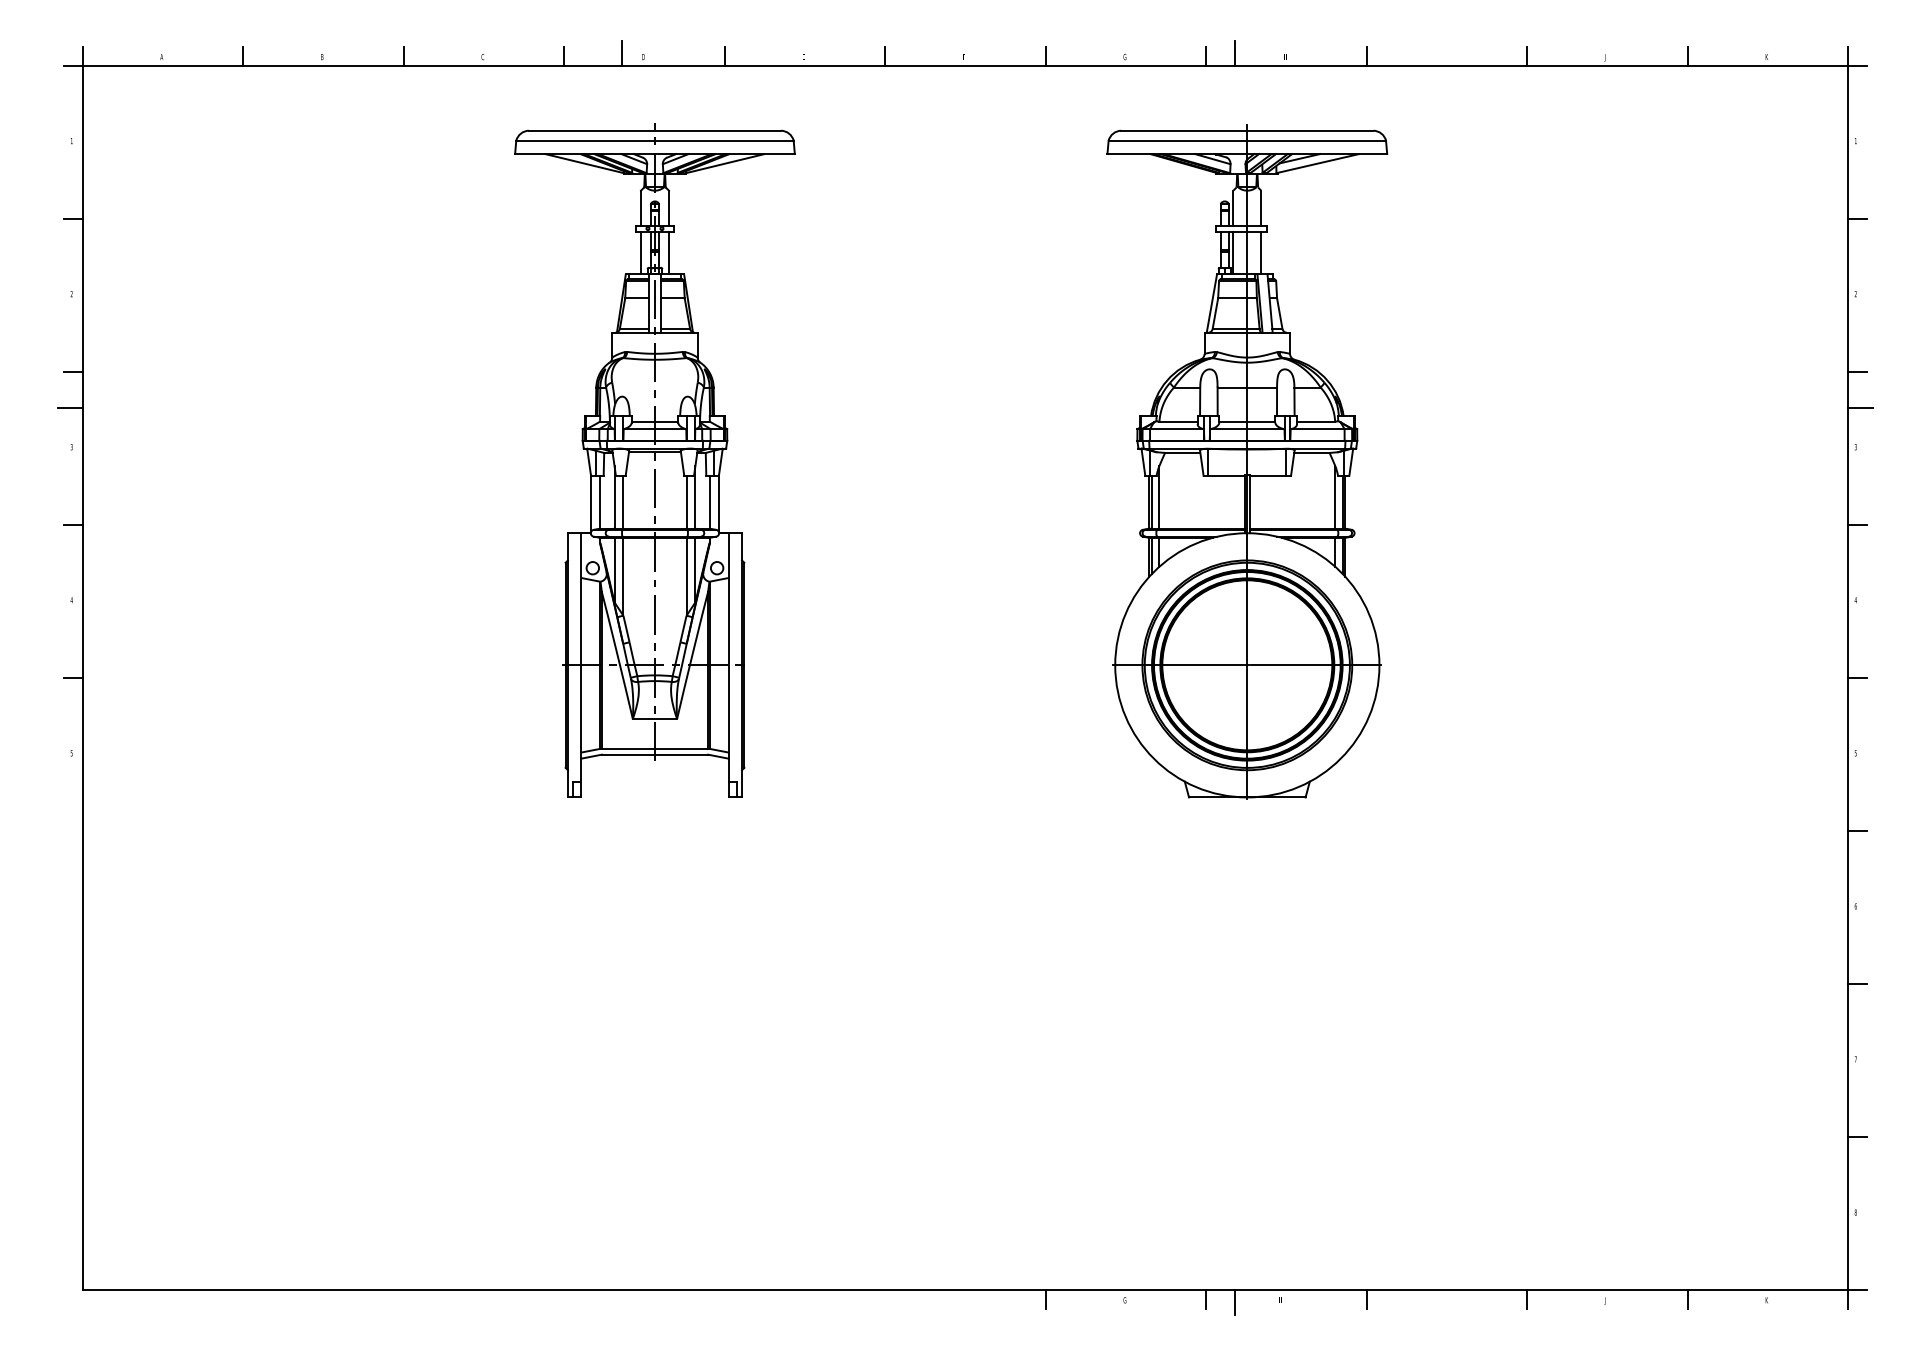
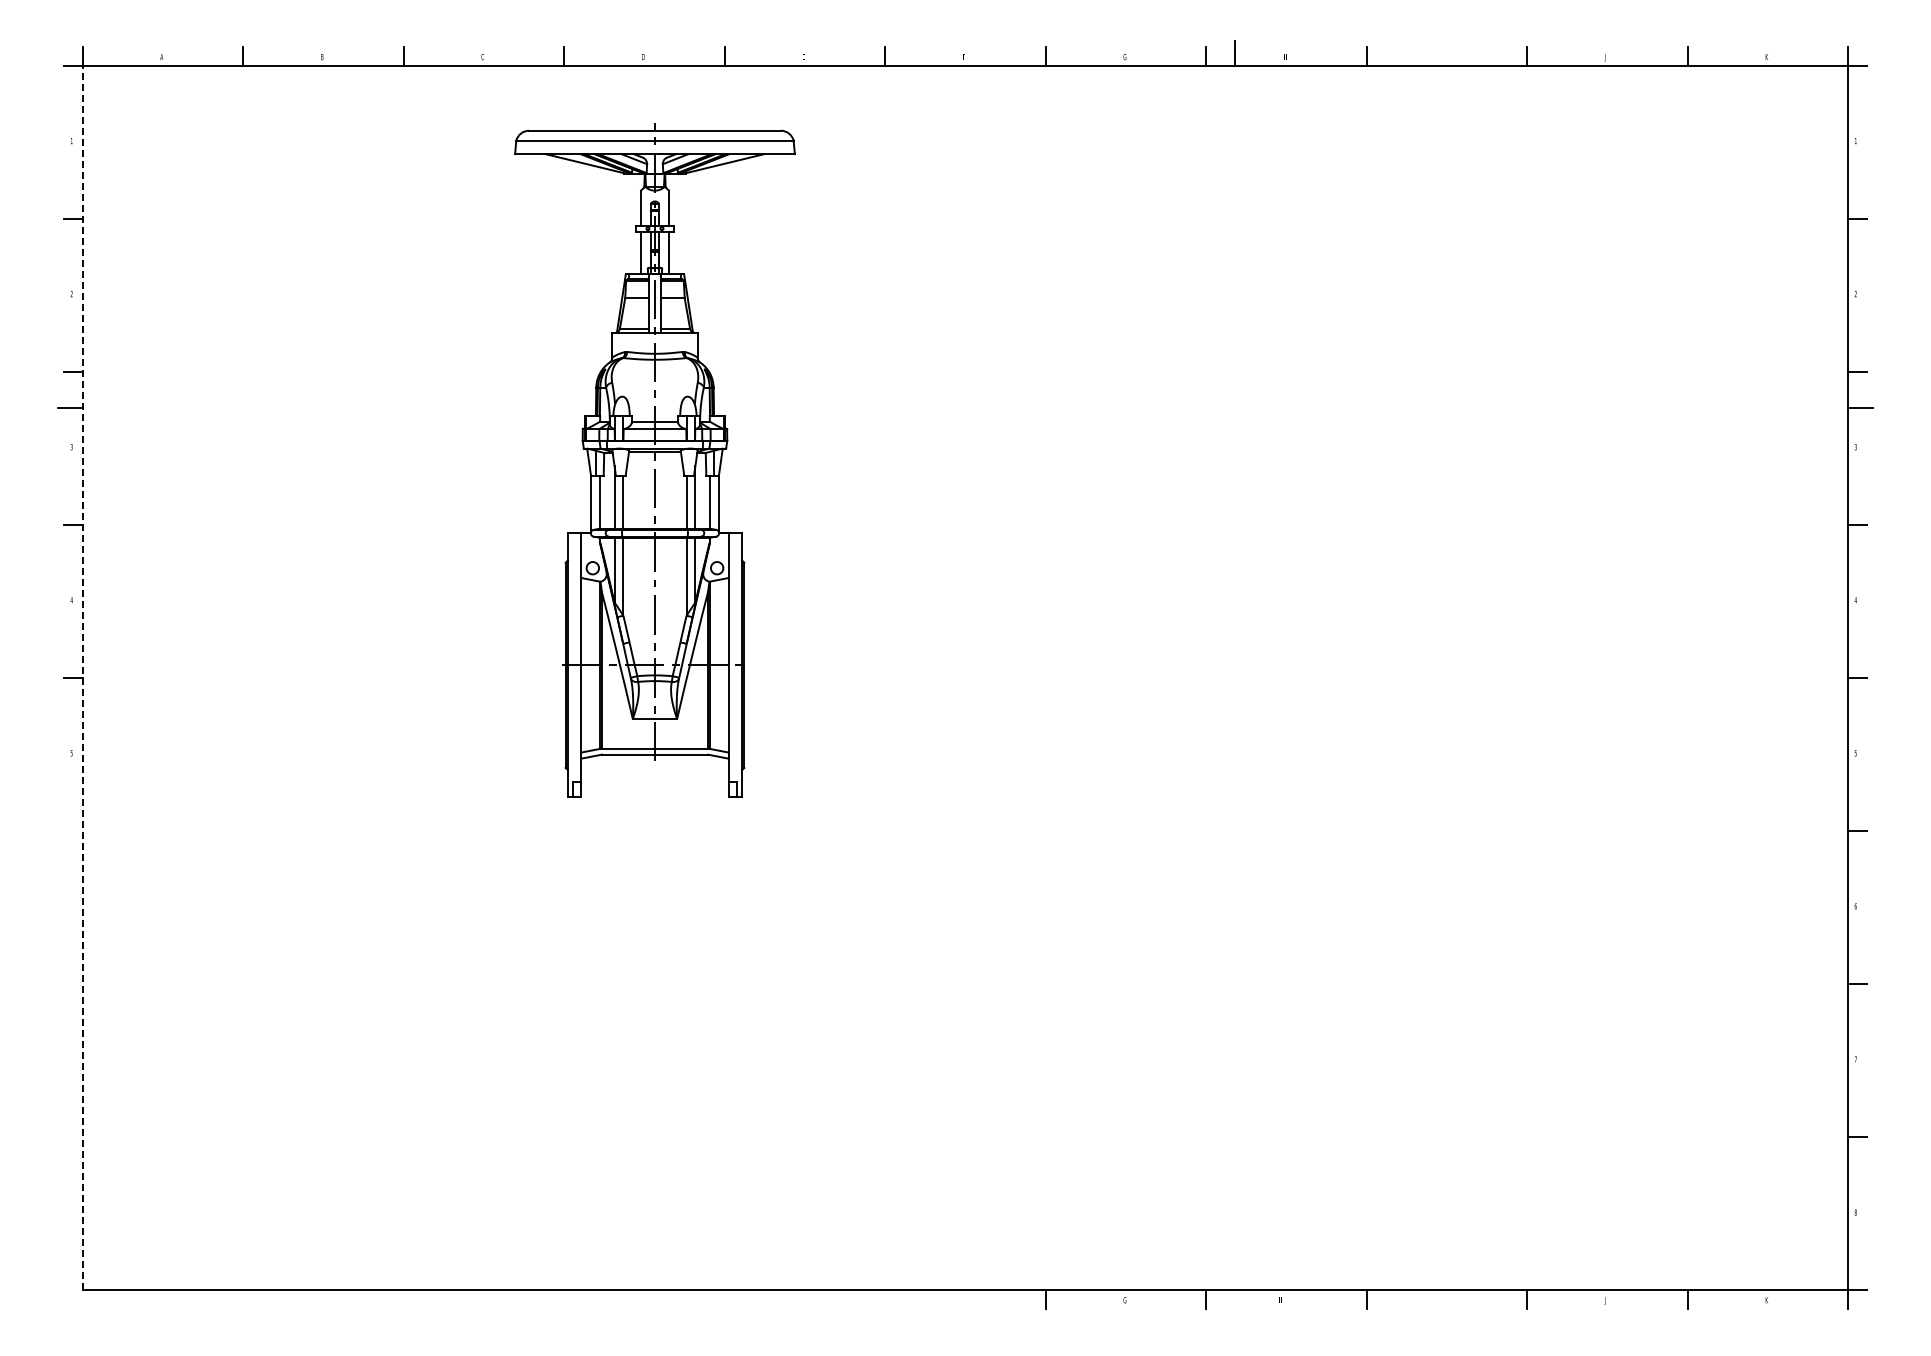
line: present -> none (622, 52)
part: present -> none (1247, 461)
line: solid -> dashed (82, 677)
line: present -> none (1235, 1302)
